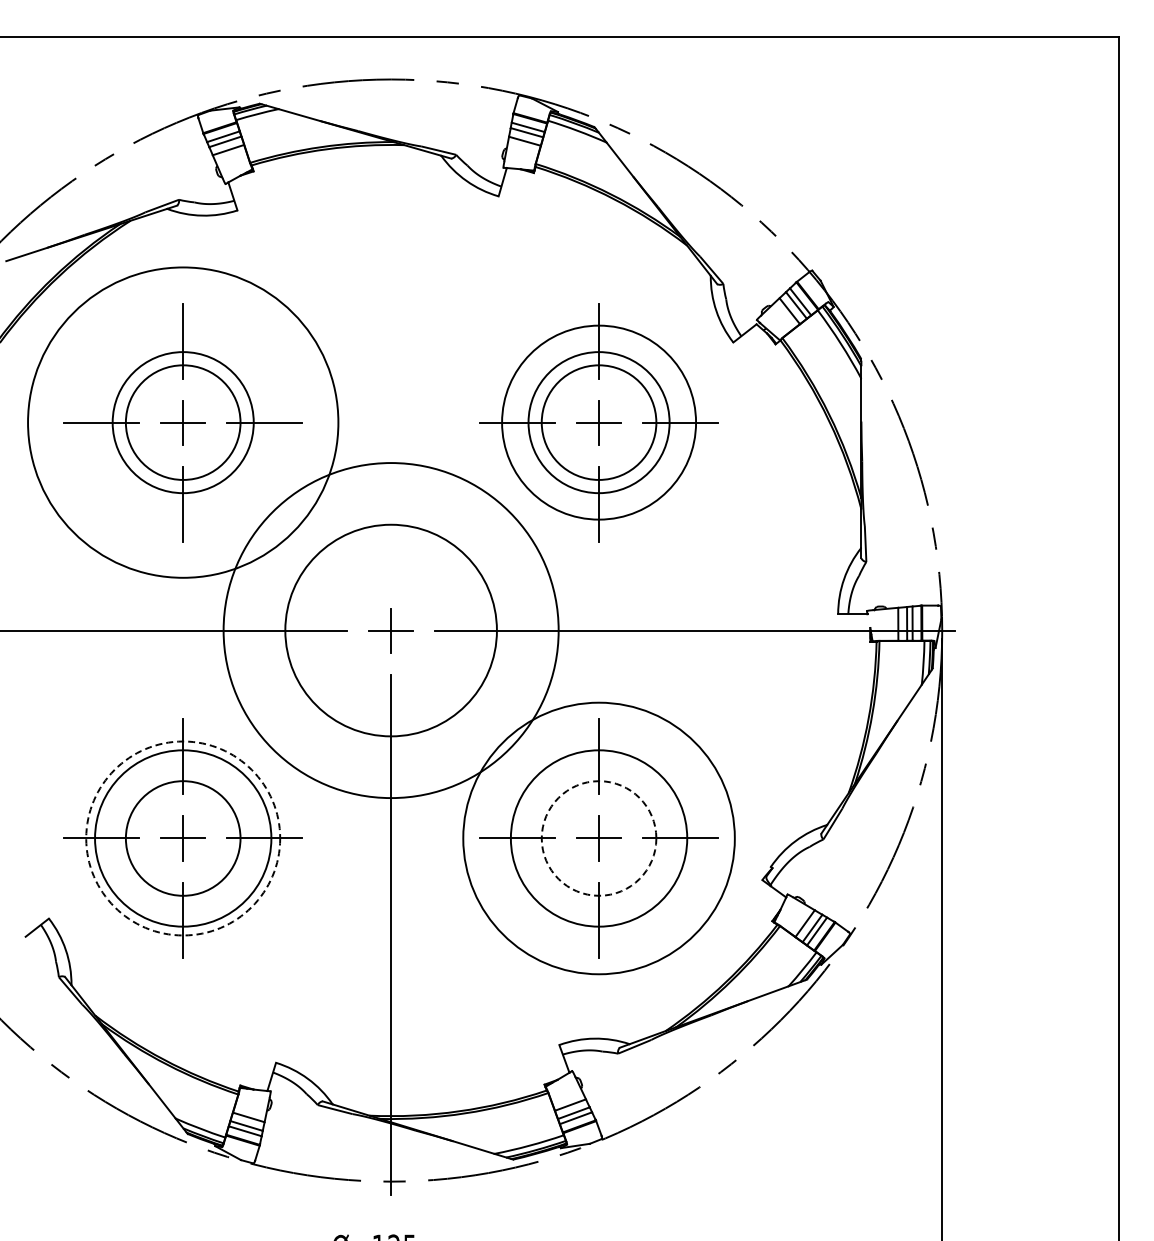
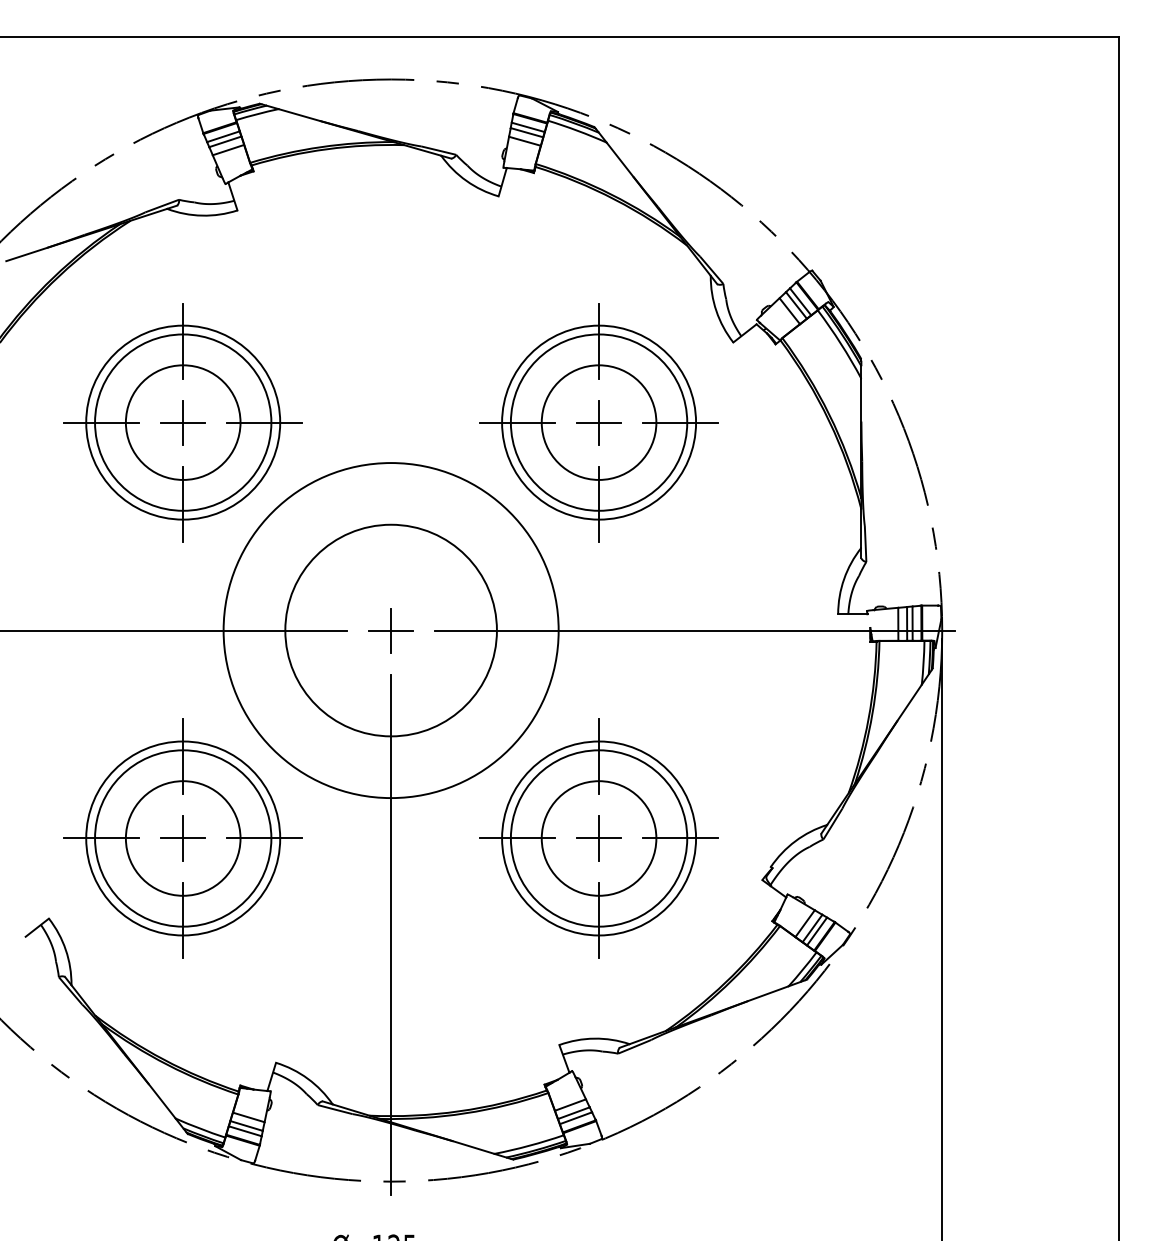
circle diameter: 141 px -> 176 px (183, 422)
circle diameter: 310 px -> 194 px (183, 422)
circle diameter: 141 px -> 176 px (598, 422)
circle: dashed -> solid (183, 838)
circle diameter: 272 px -> 194 px (599, 838)
circle: dashed -> solid (598, 838)
